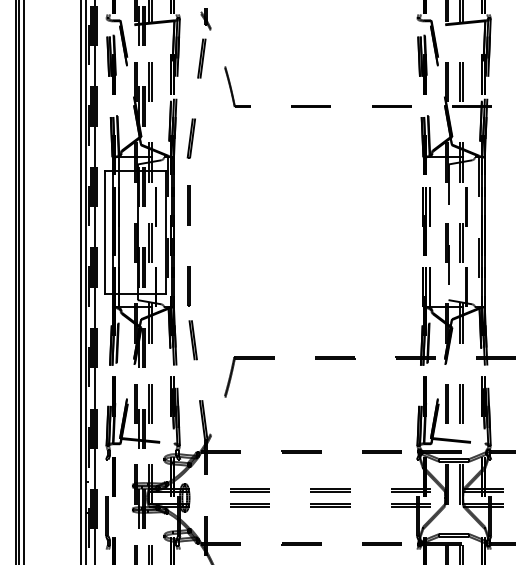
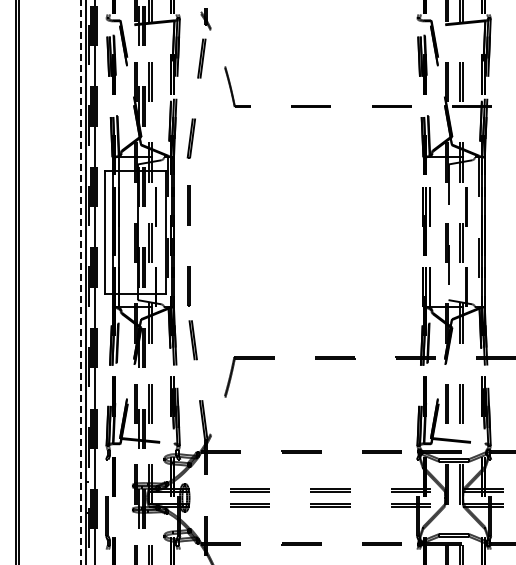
line: present -> none (24, 281)
line: solid -> dashed (80, 282)
